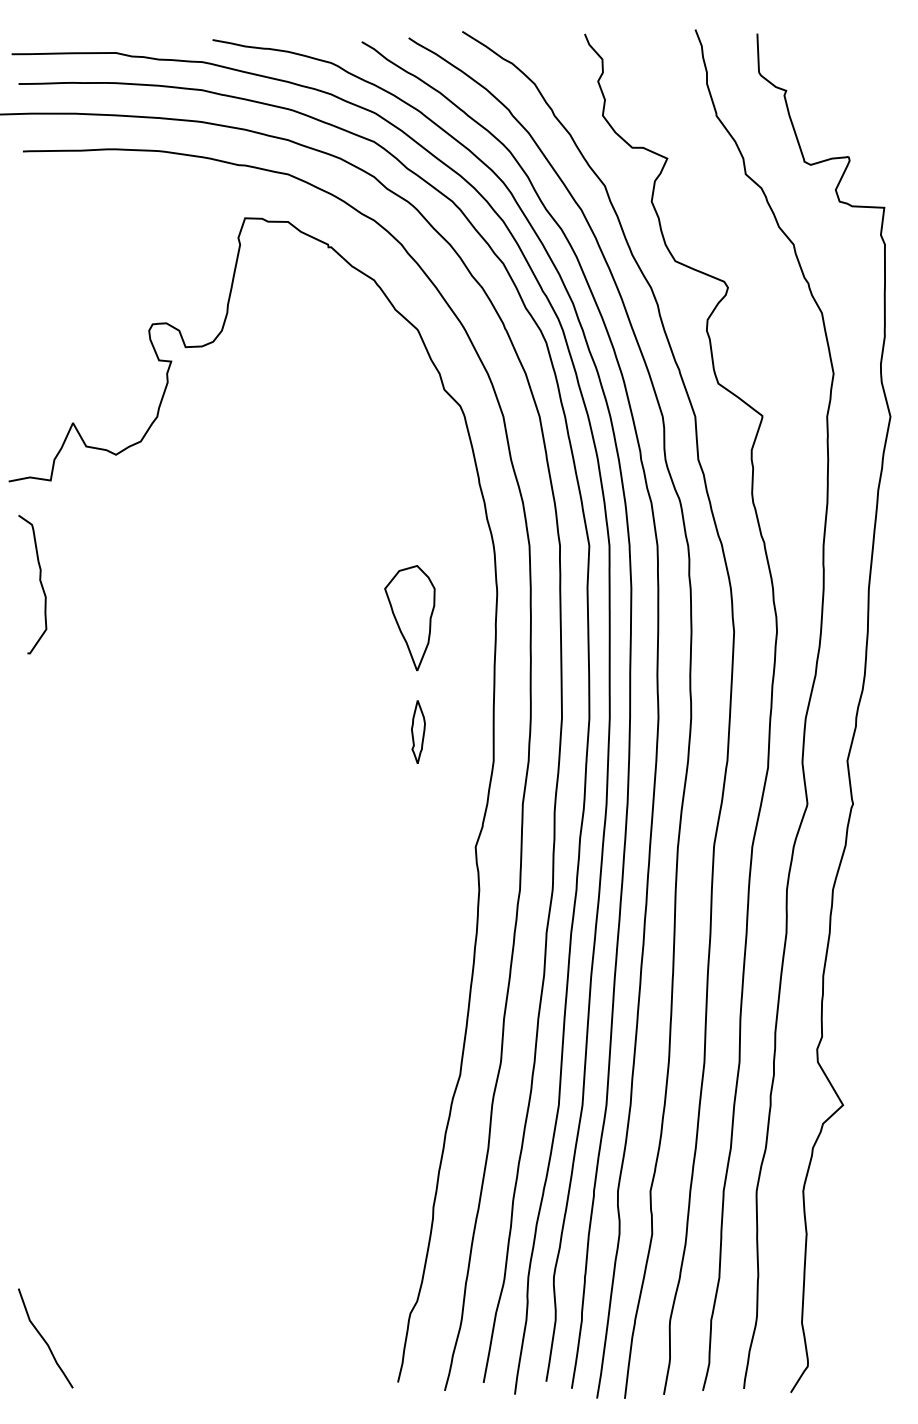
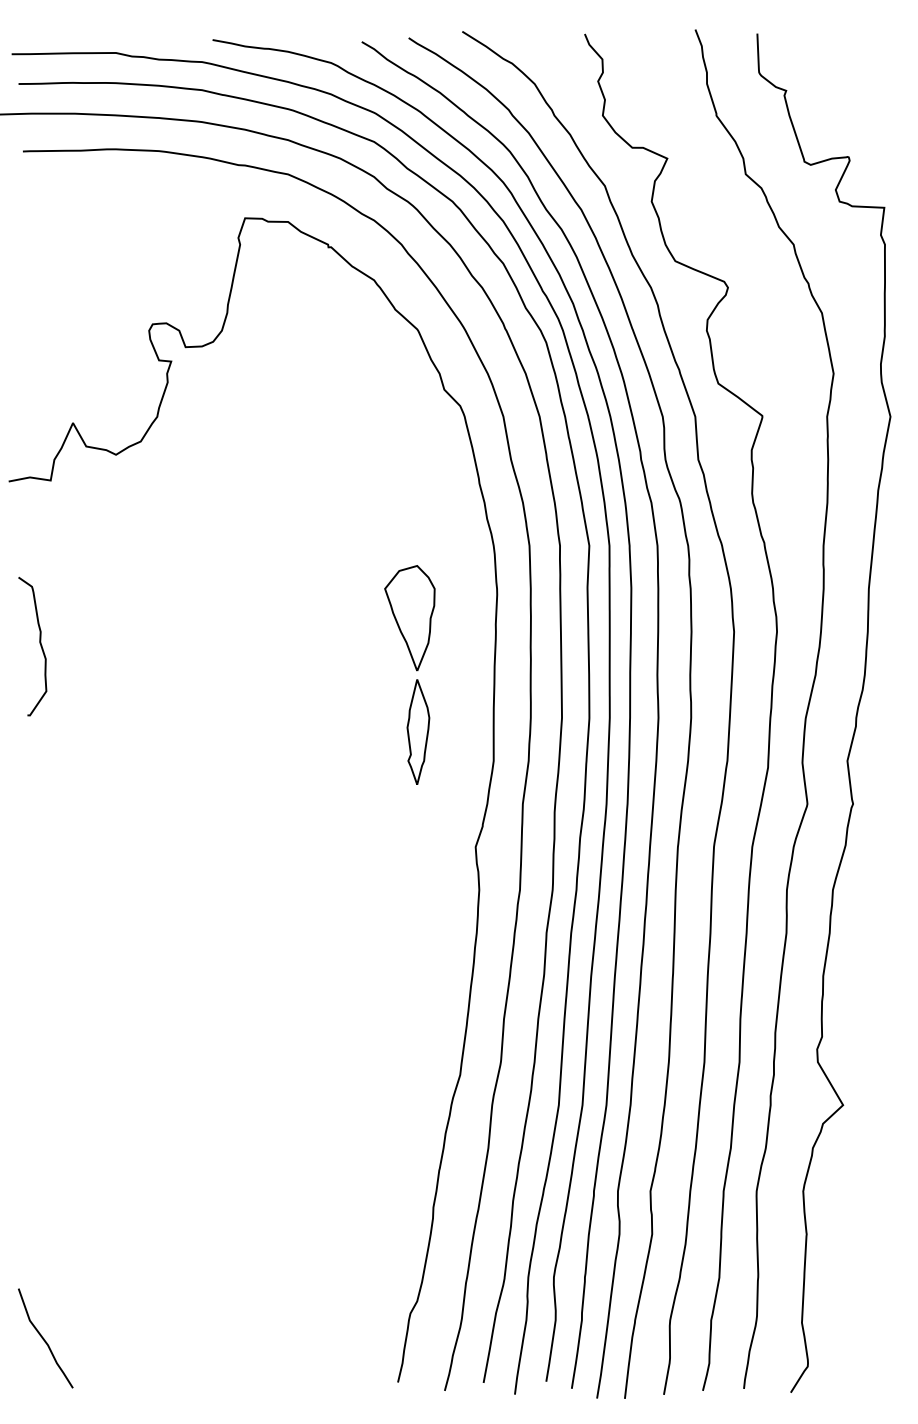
curve position: (39, 581) -> (39, 643) (39, 643)
part size: 15x64 px -> 25x106 px (418, 731)
